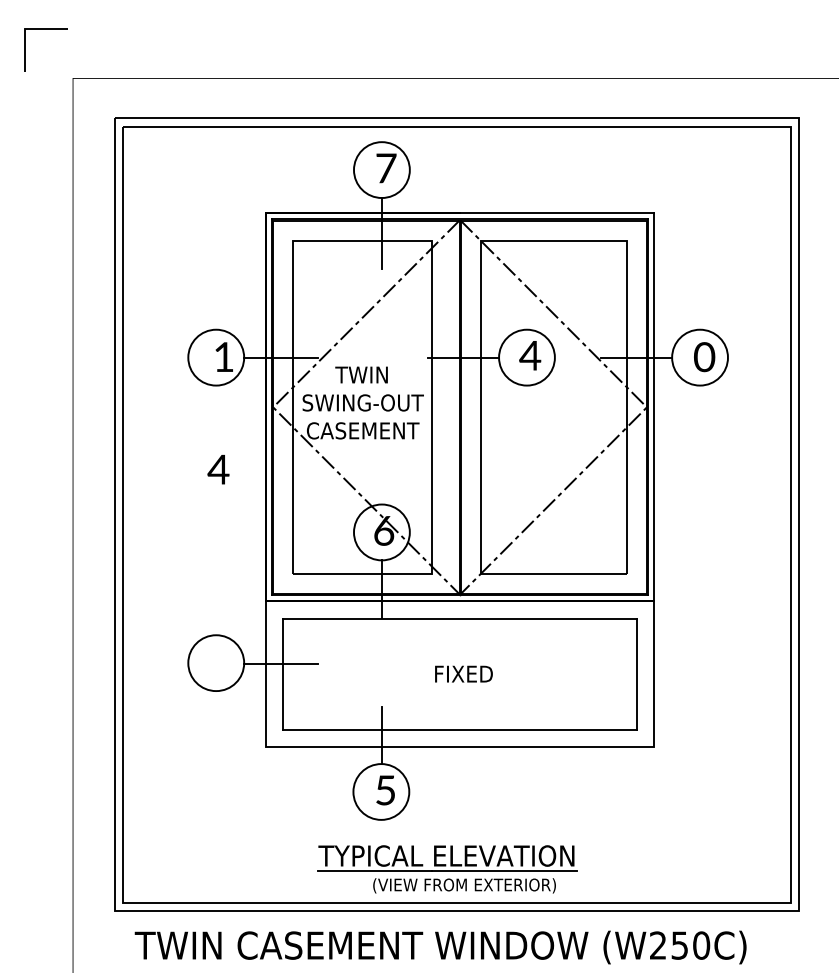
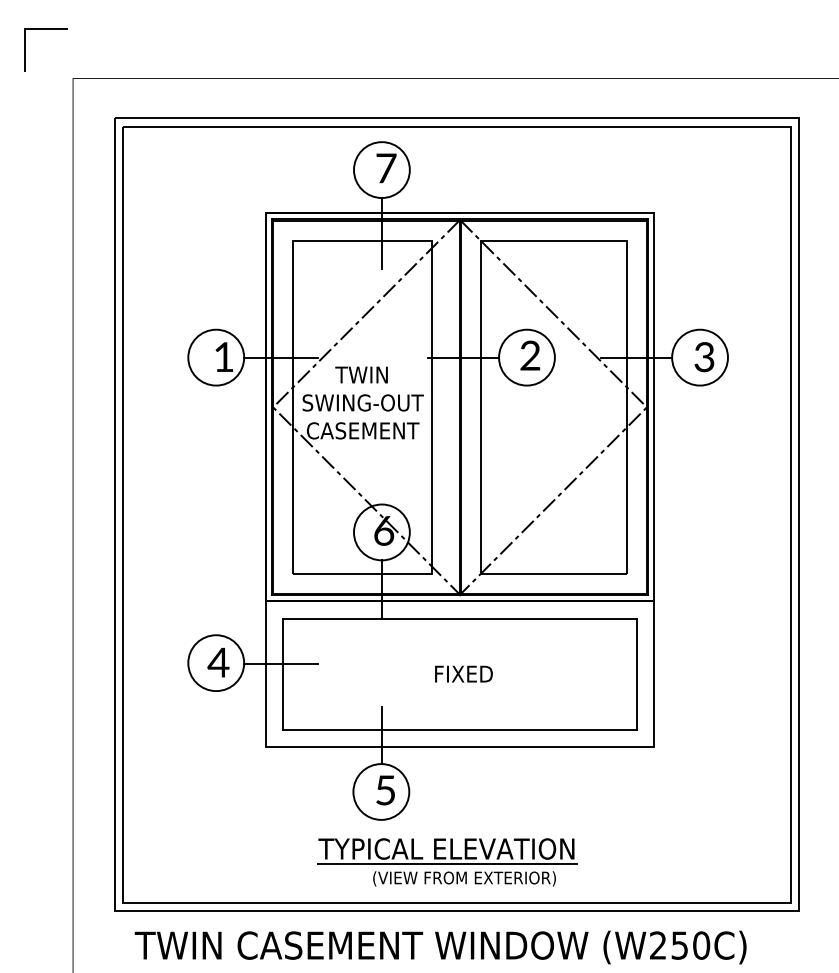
text: 4 -> 2 (530, 355)
text: 0 -> 3 (704, 357)
text position: (218, 469) -> (218, 662) (218, 662)
part position: (447, 869) -> (447, 862) (447, 862)
